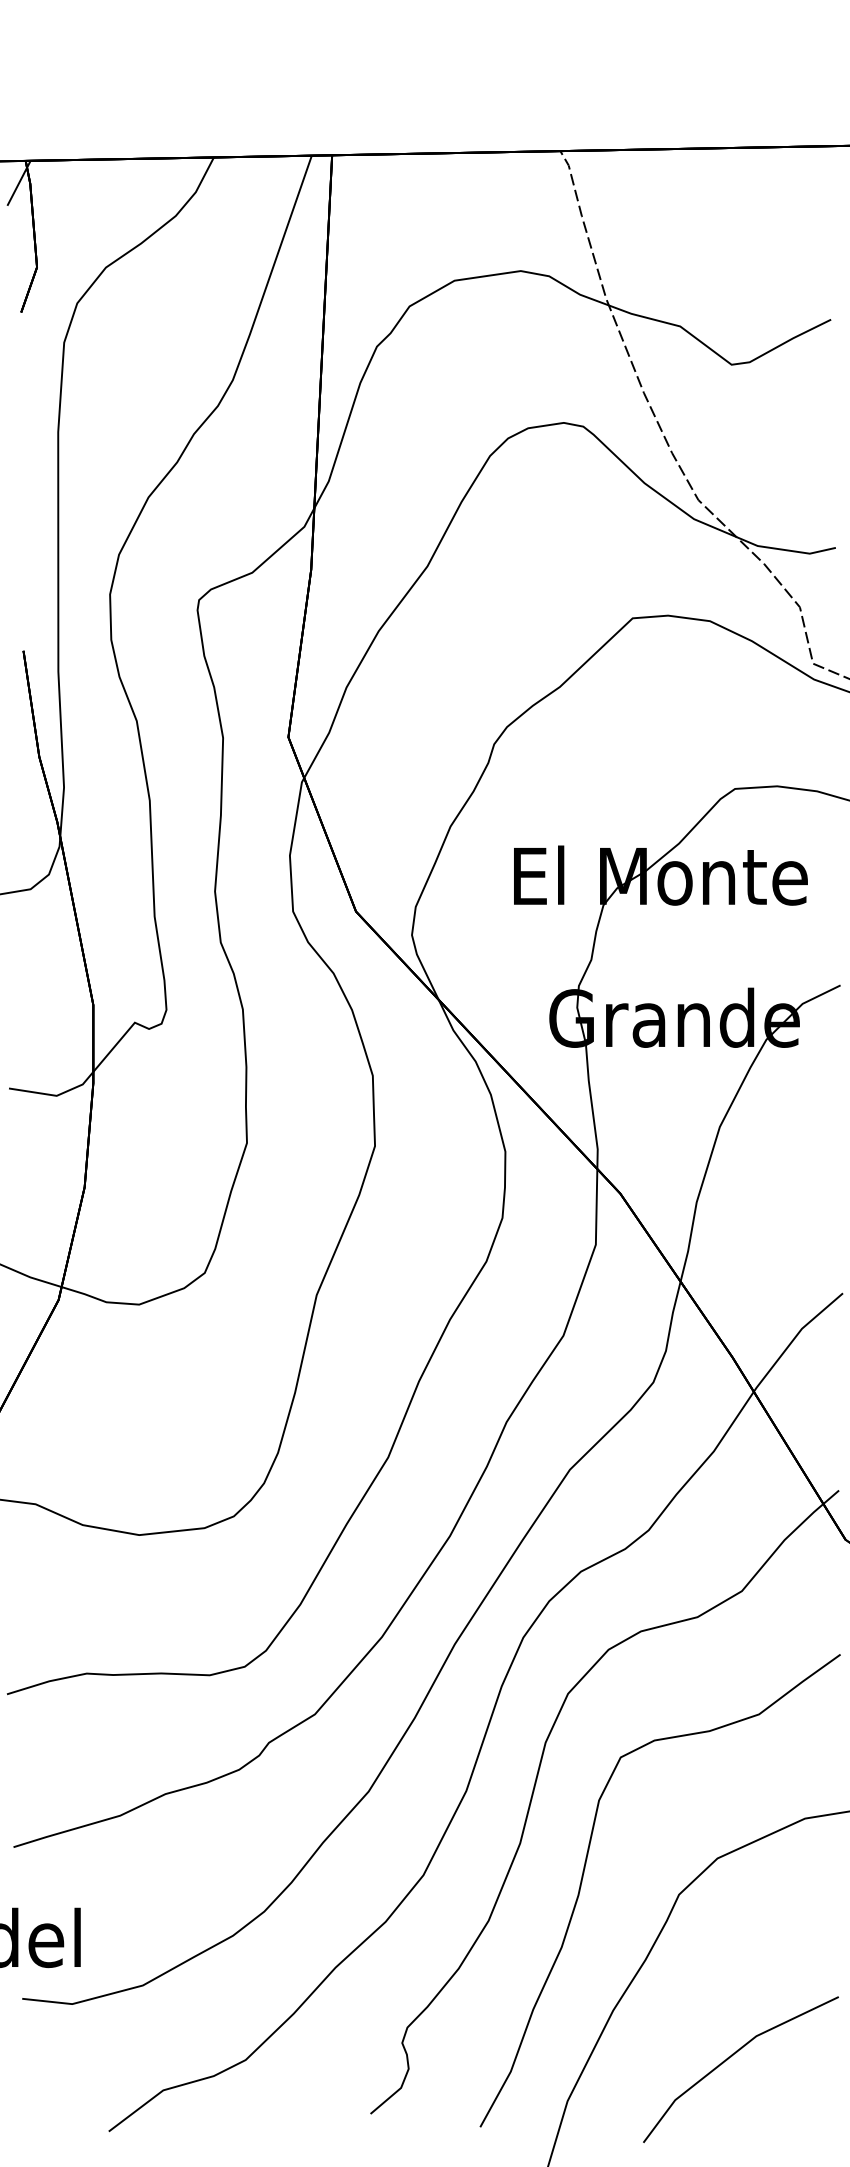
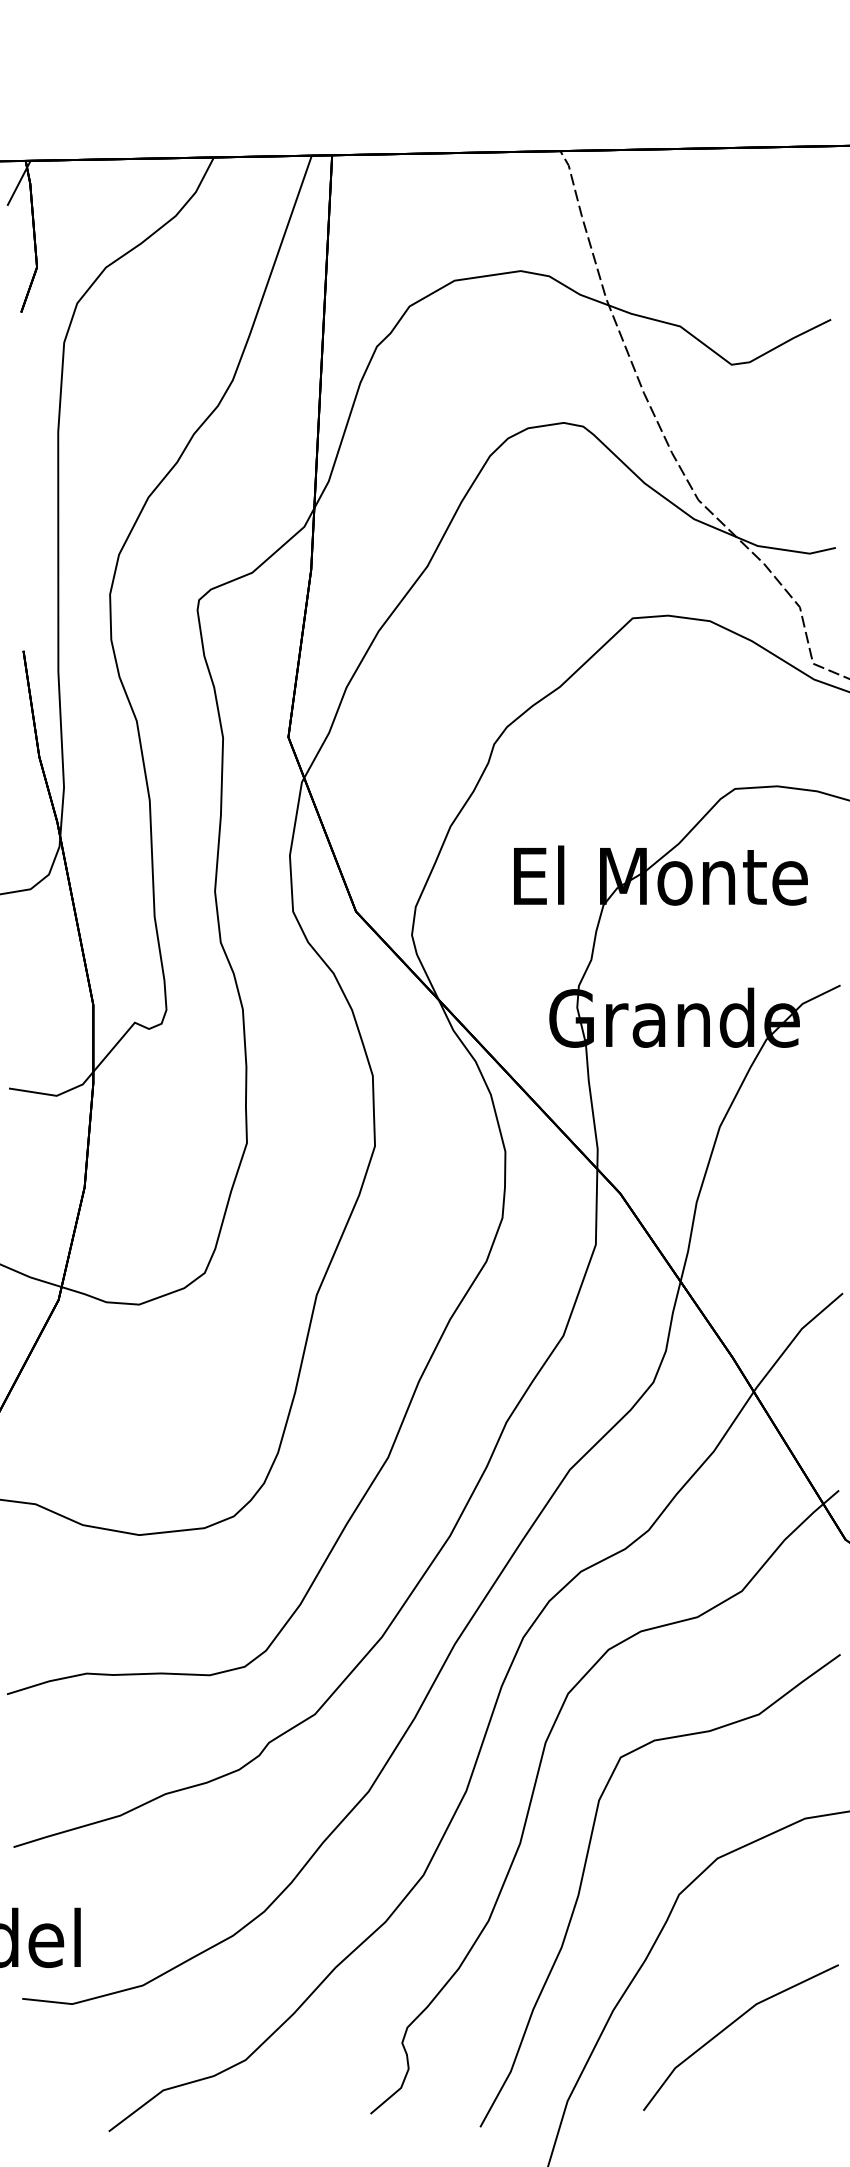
line position: (731, 2057) -> (731, 2025) (731, 2025)
